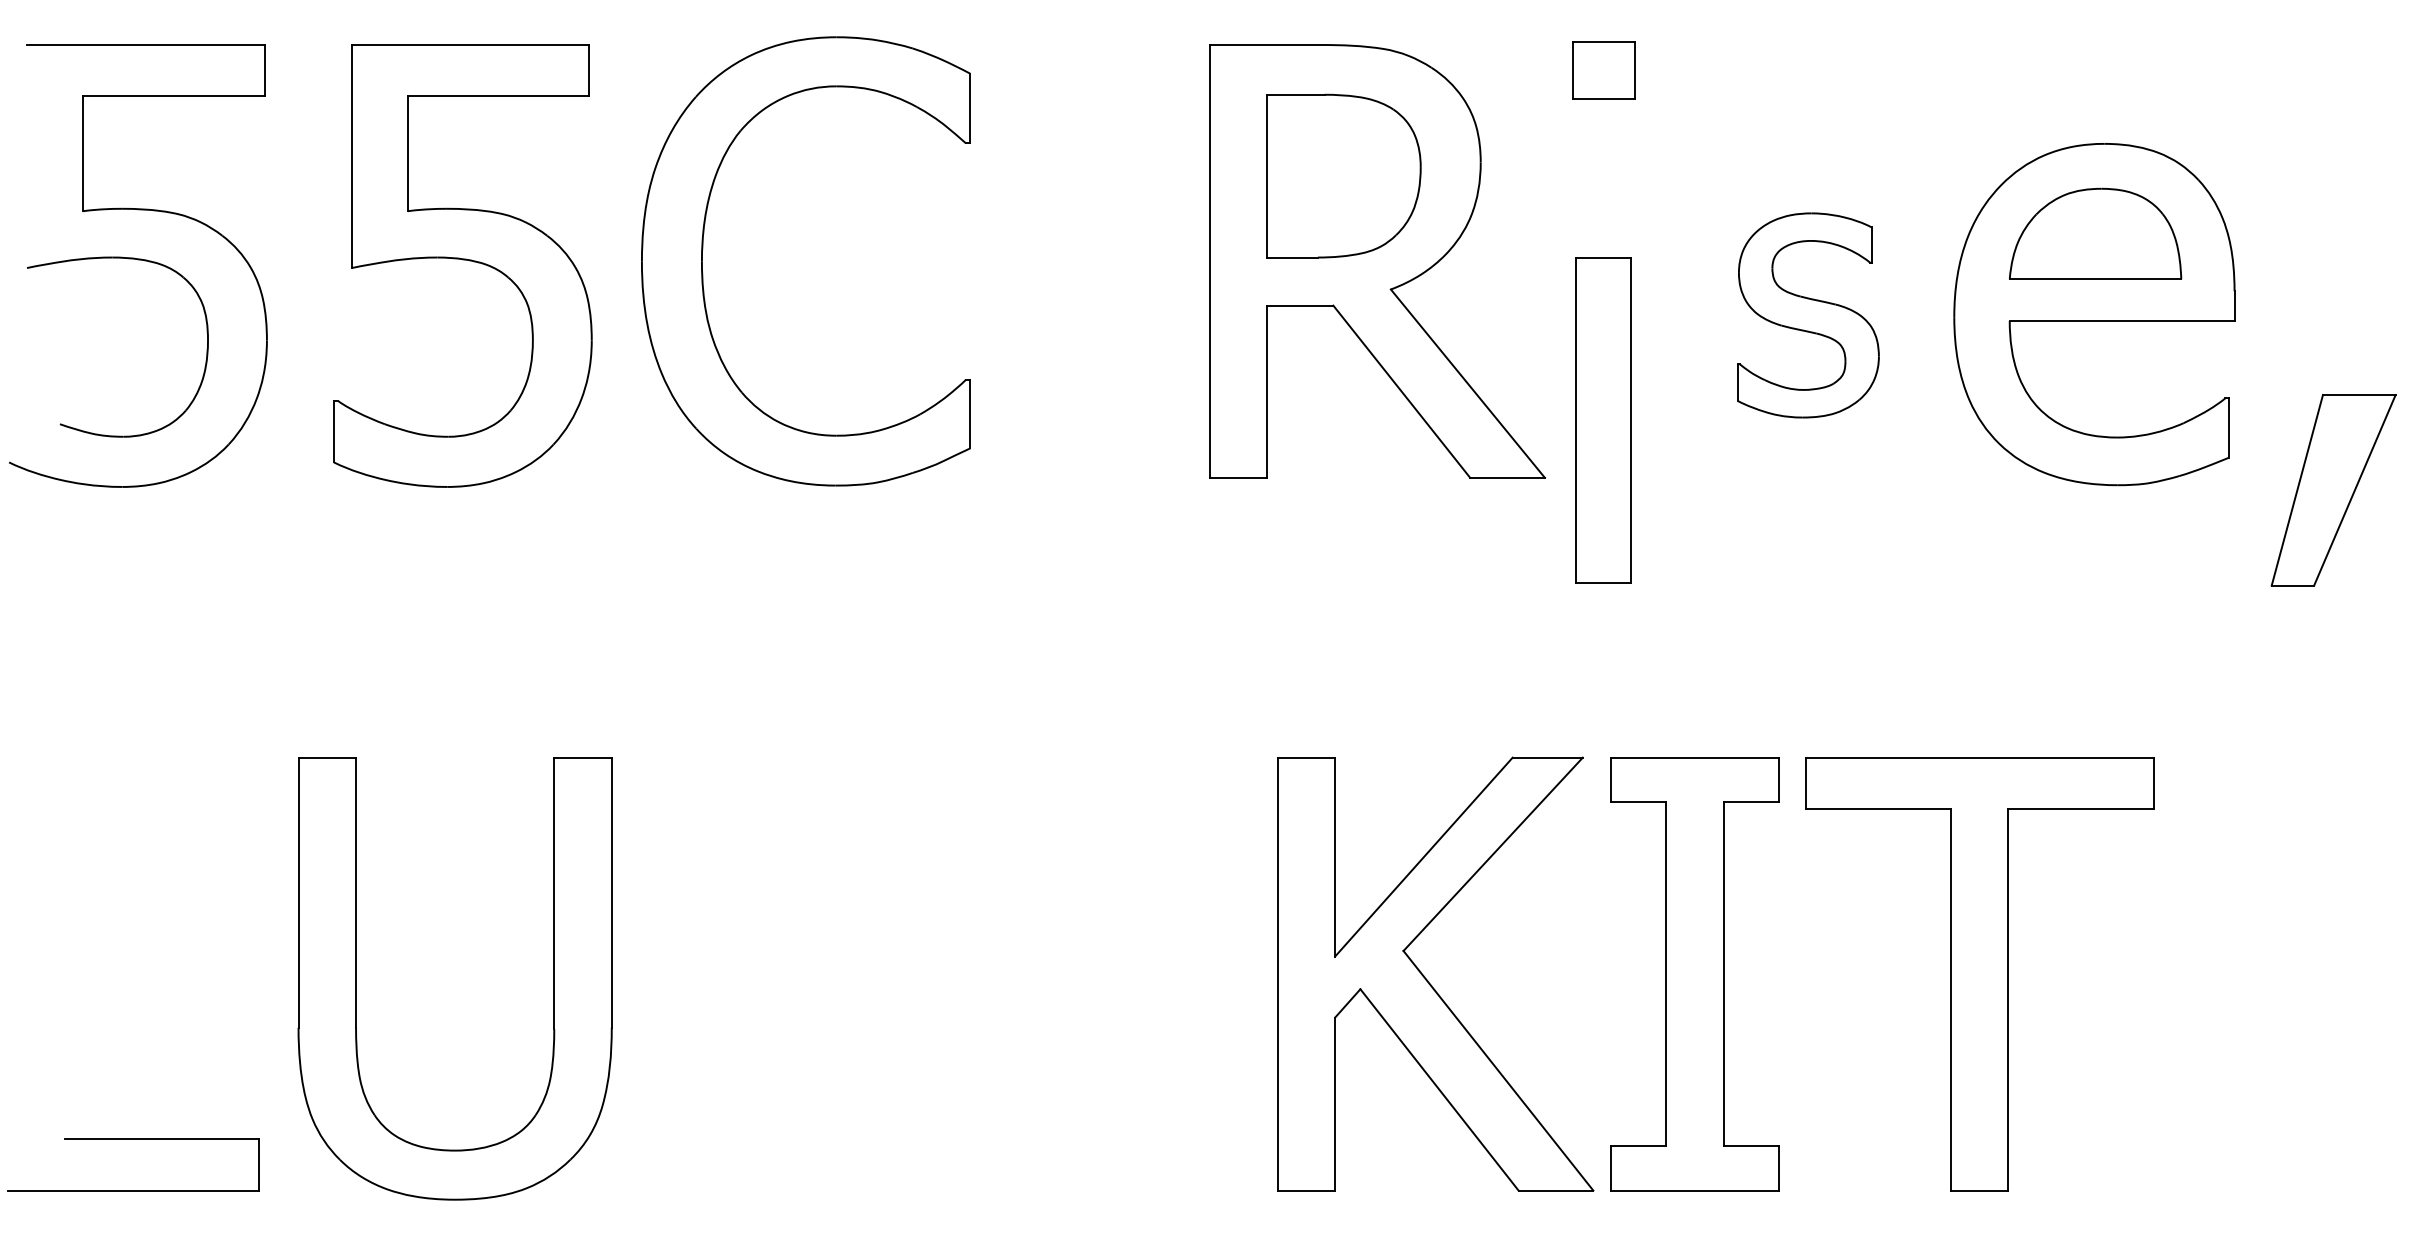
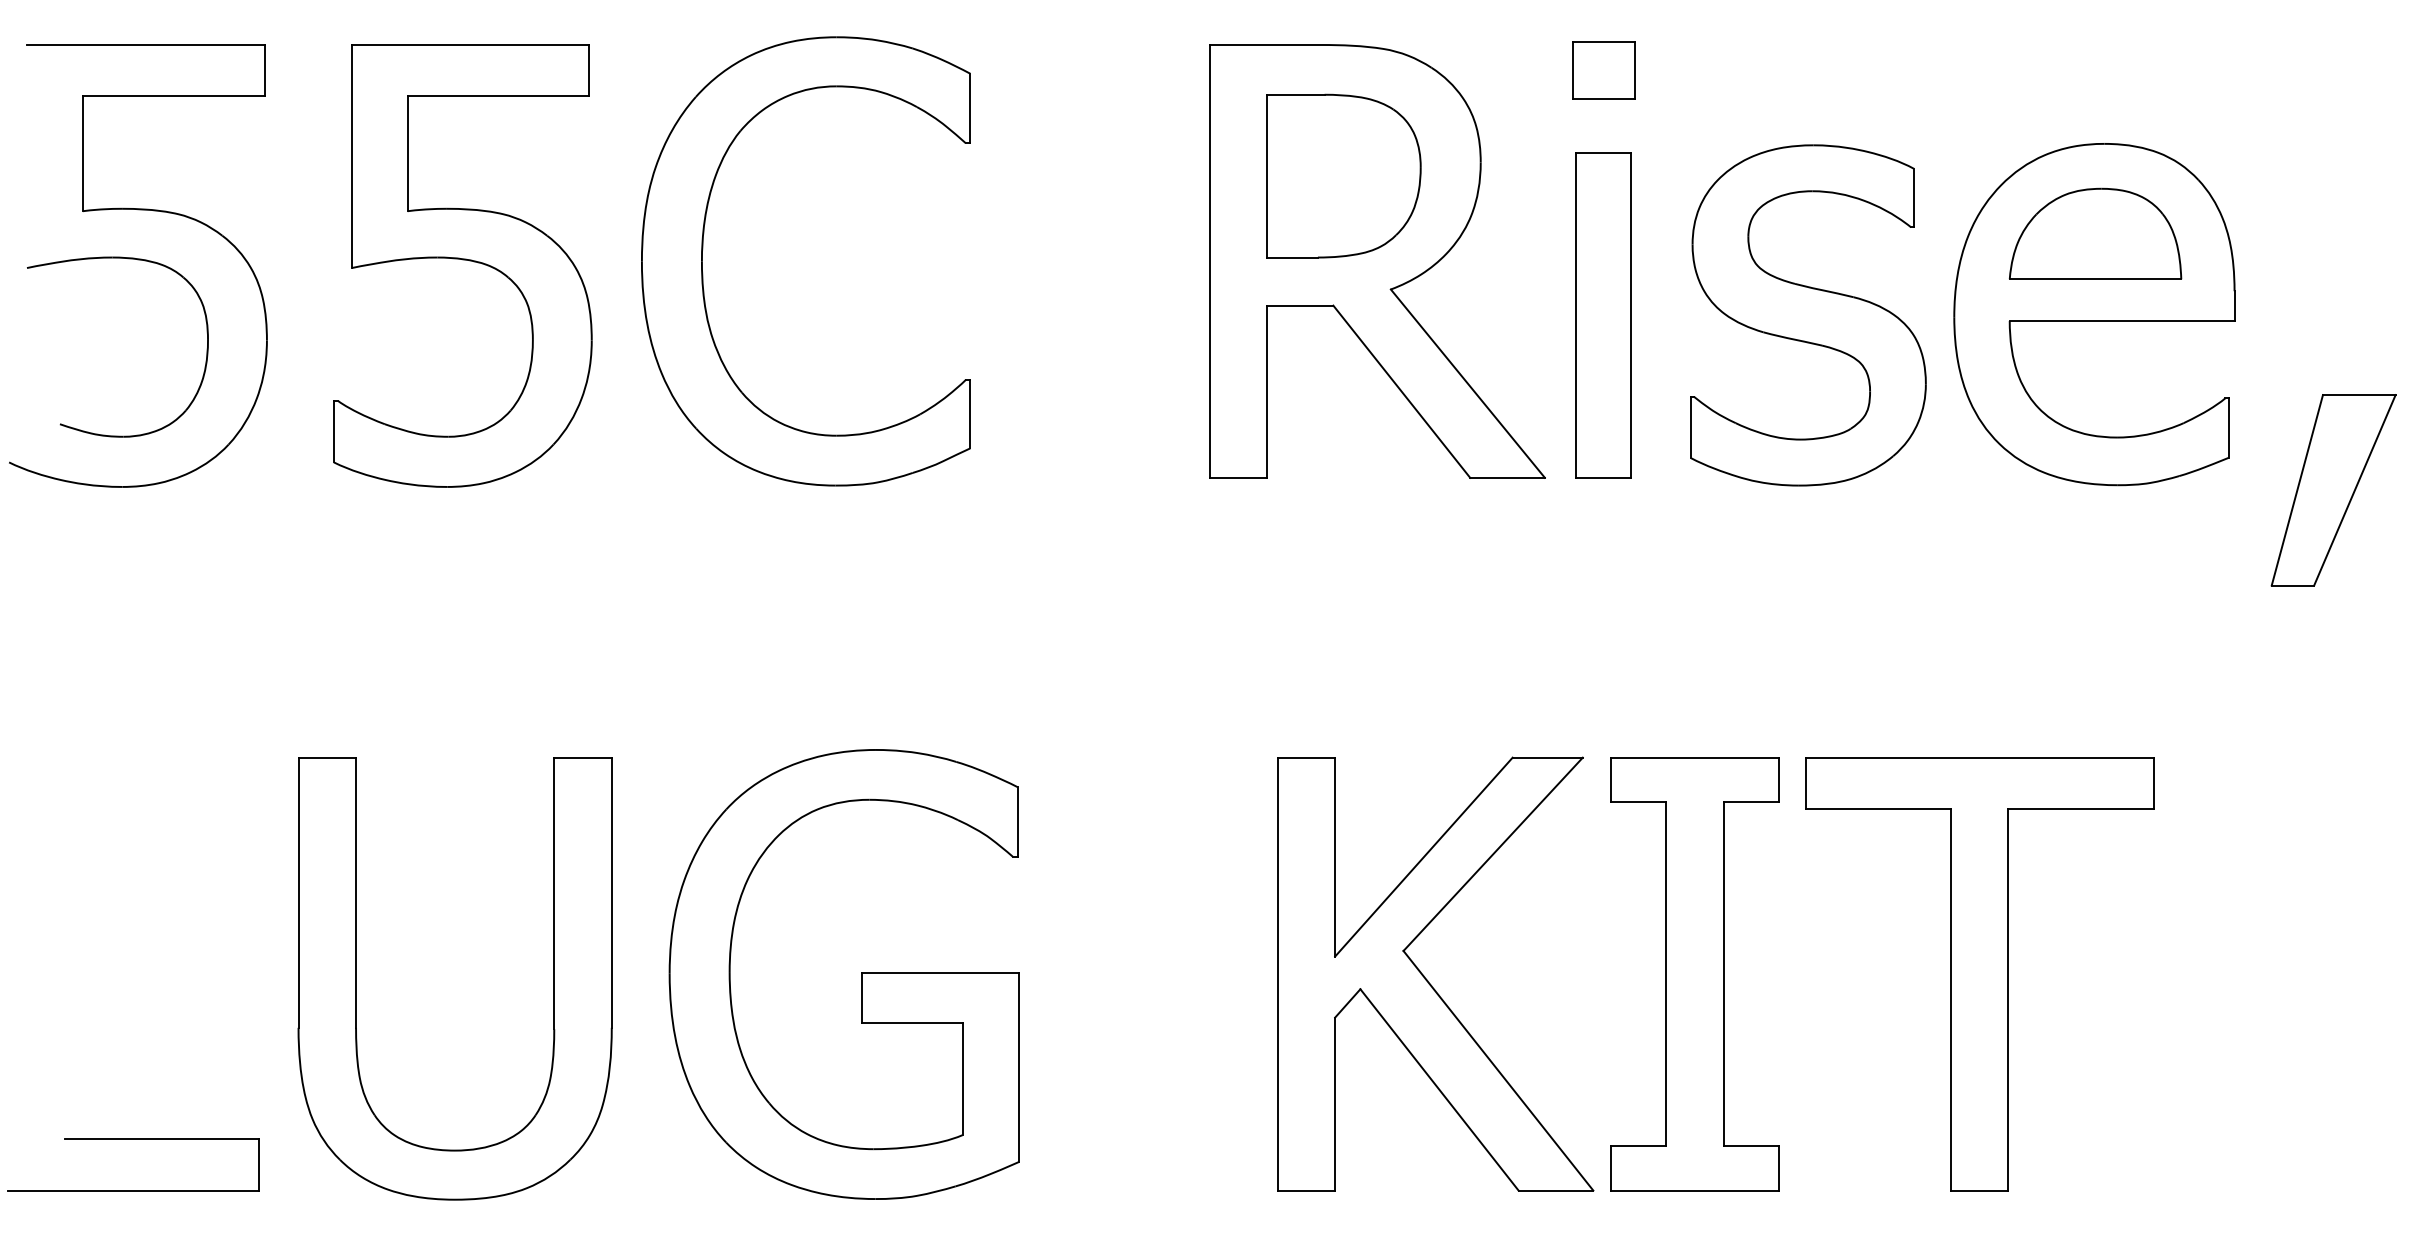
part size: 143x207 px -> 237x343 px (1808, 315)
part position: (1603, 420) -> (1603, 315) (1603, 315)
part: none -> present (861, 974)
